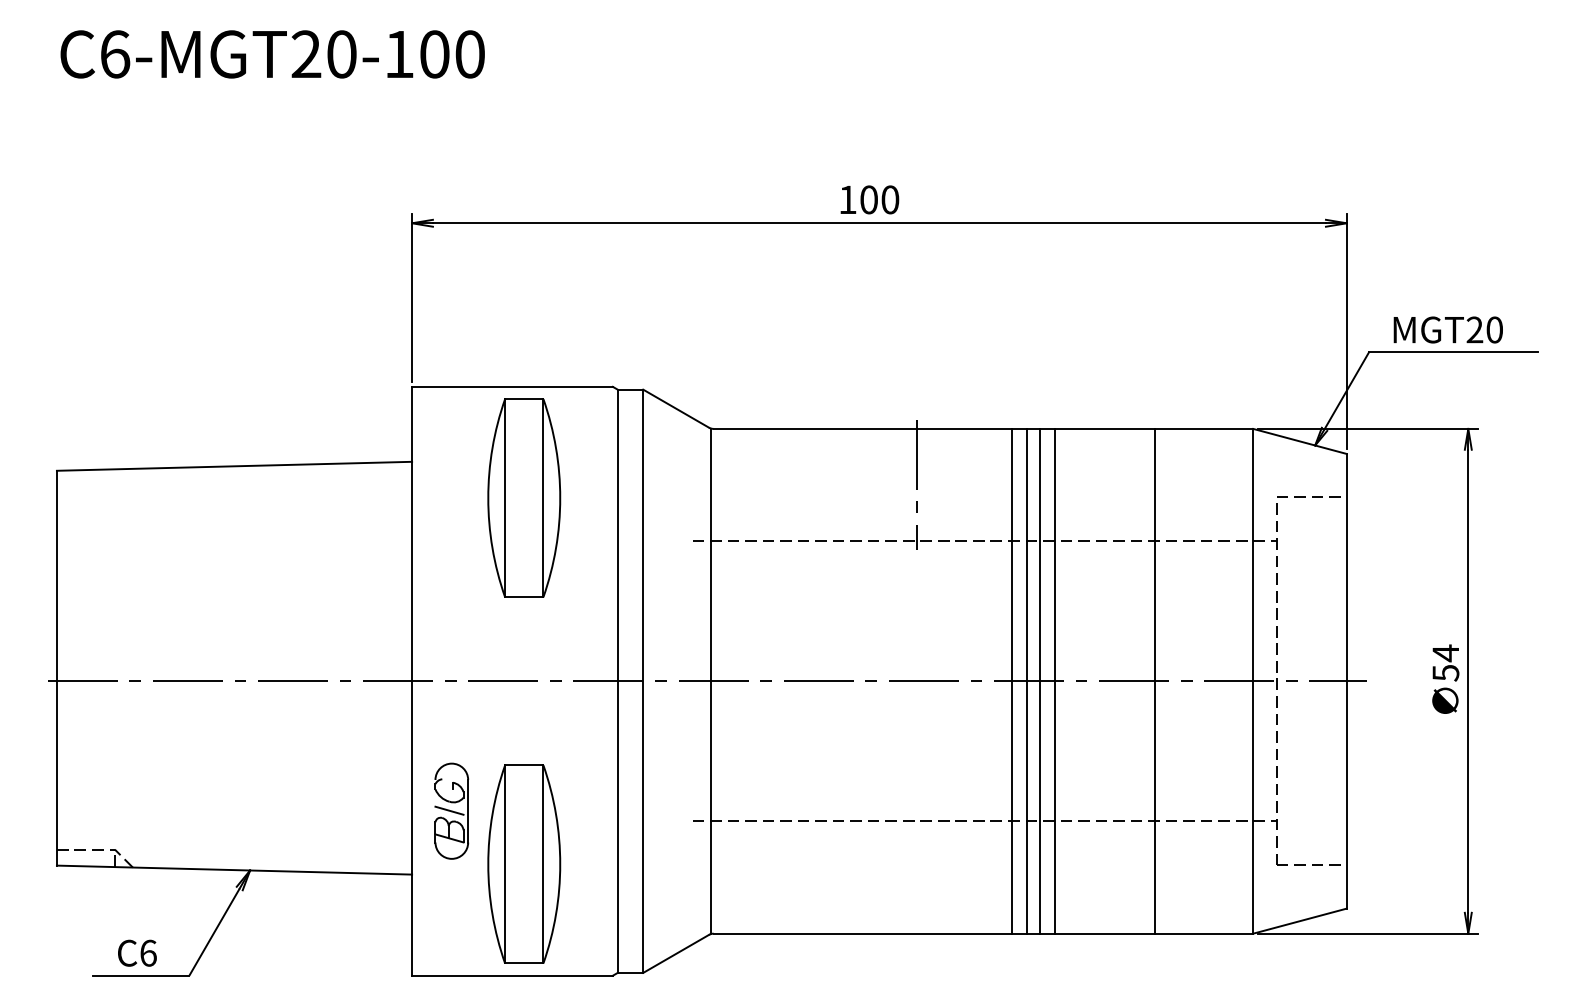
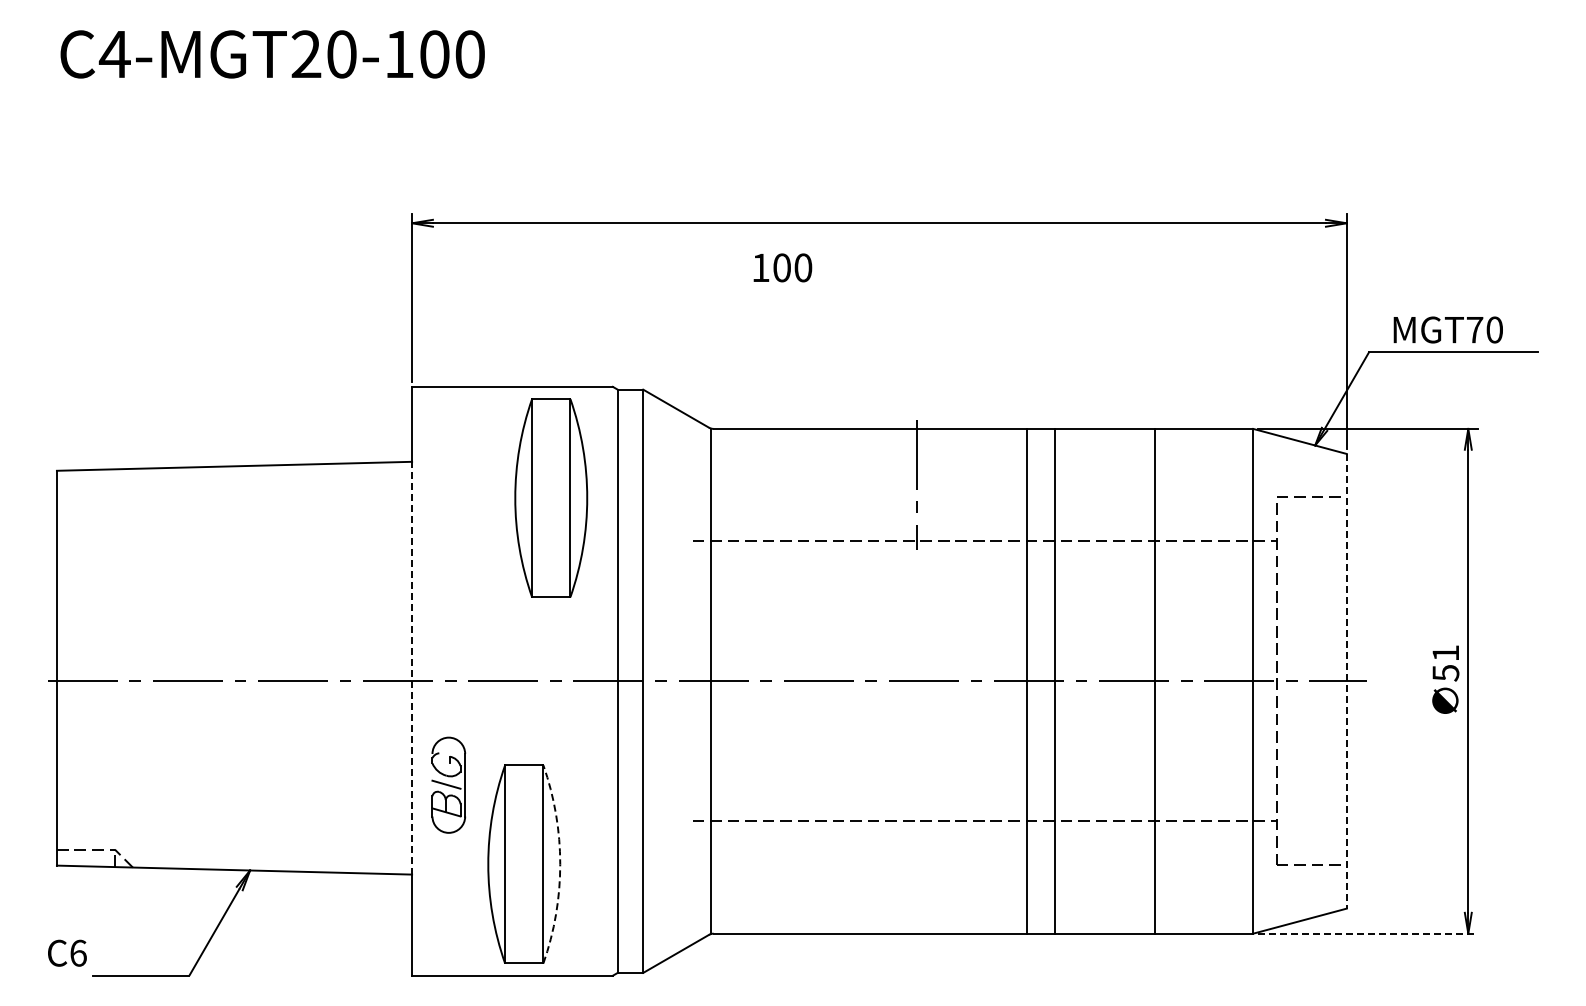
text: C6-MGT20-100 -> C4-MGT20-100 (114, 54)
text position: (869, 199) -> (782, 267) (782, 267)
text: MGT20 -> MGT70 (1474, 329)
part position: (524, 497) -> (551, 497) (551, 497)
text: 54 -> 51 (1445, 653)
line: solid -> dashed (412, 667)
line: present -> none (1012, 680)
line: present -> none (1040, 680)
line: solid -> dashed (1346, 681)
part position: (451, 810) -> (448, 784) (448, 784)
arc: solid -> dashed (560, 864)
line: solid -> dashed (1367, 933)
text position: (137, 952) -> (67, 952) (67, 952)
